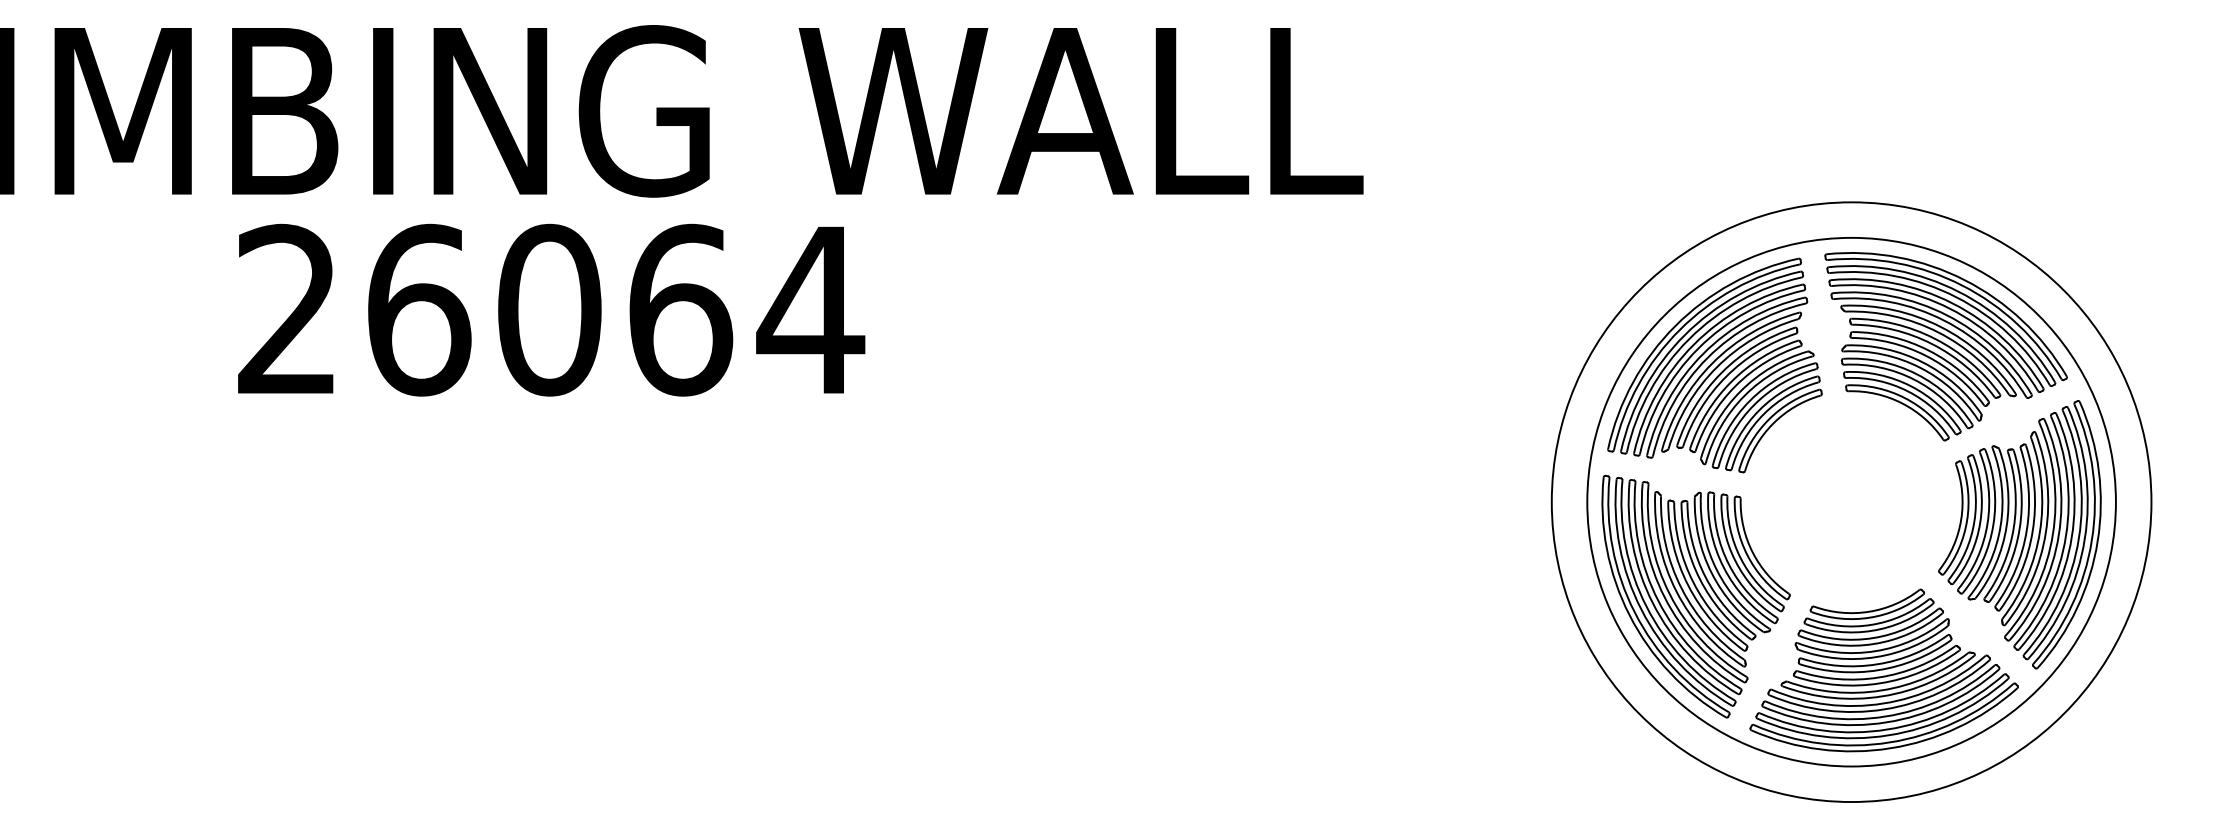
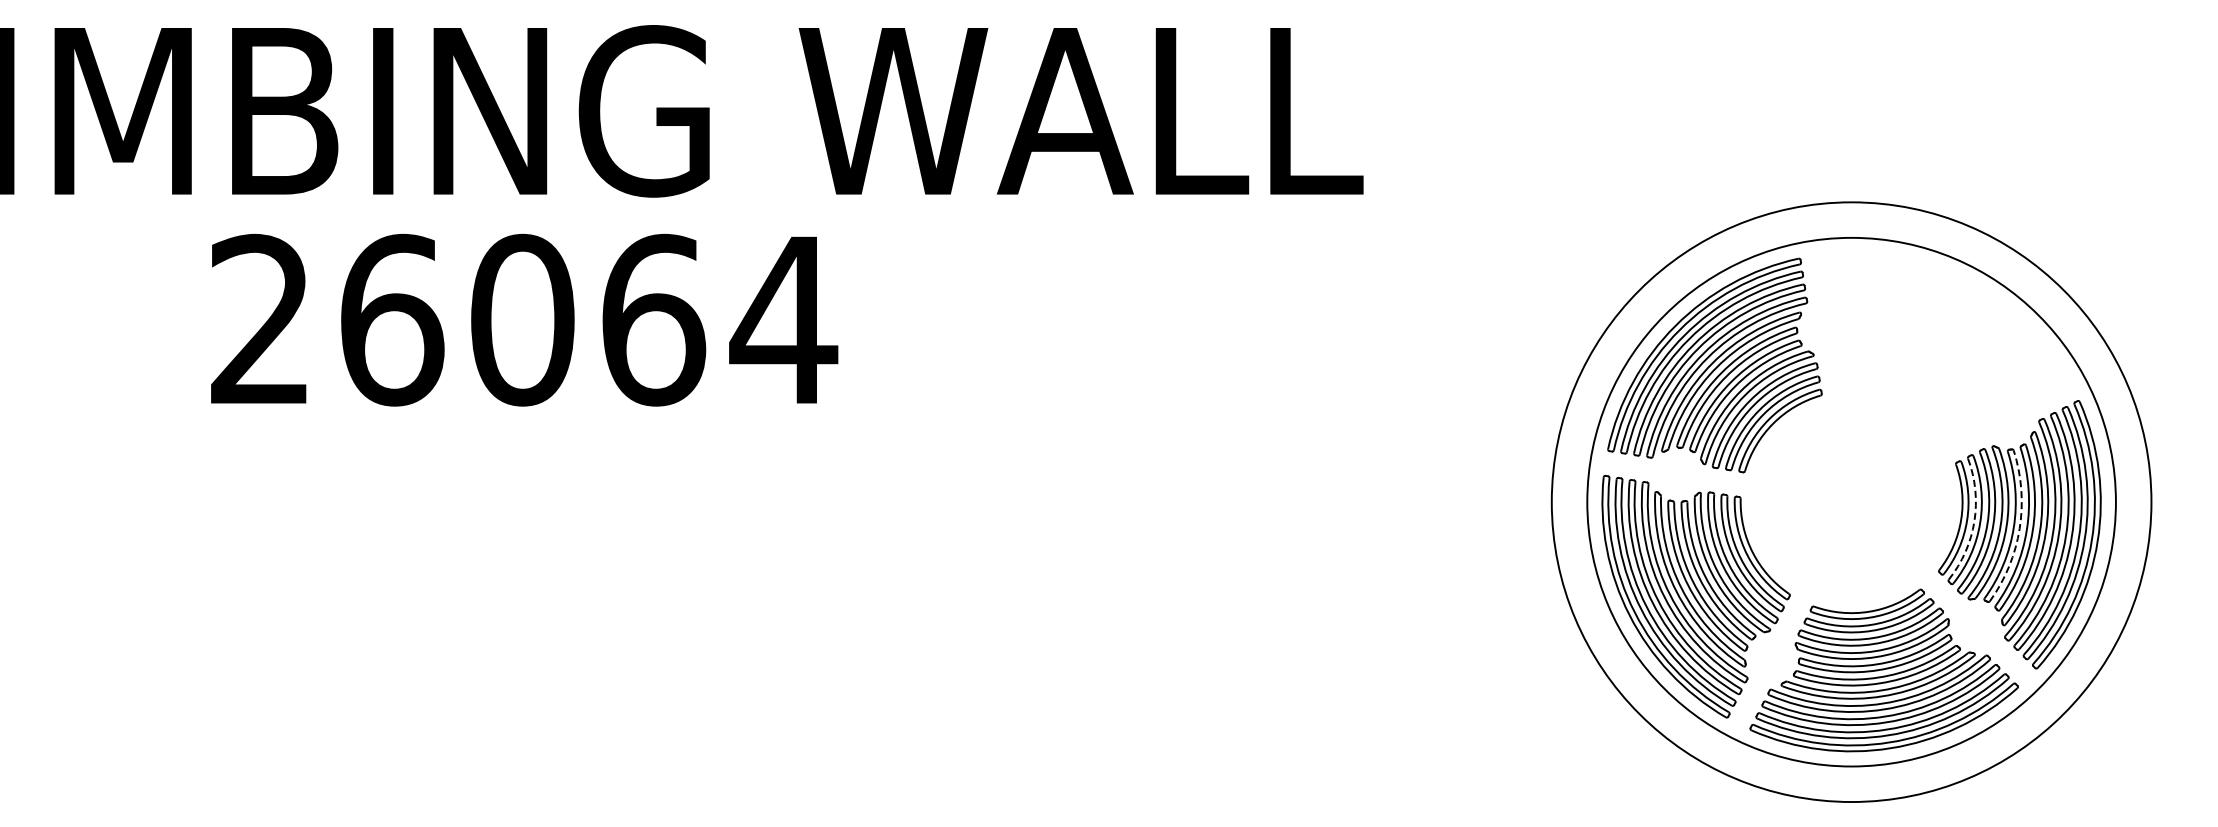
text position: (551, 309) -> (524, 319) (524, 319)
part: present -> none (1945, 346)
arc: solid -> dashed (1974, 521)
arc: solid -> dashed (2019, 528)
